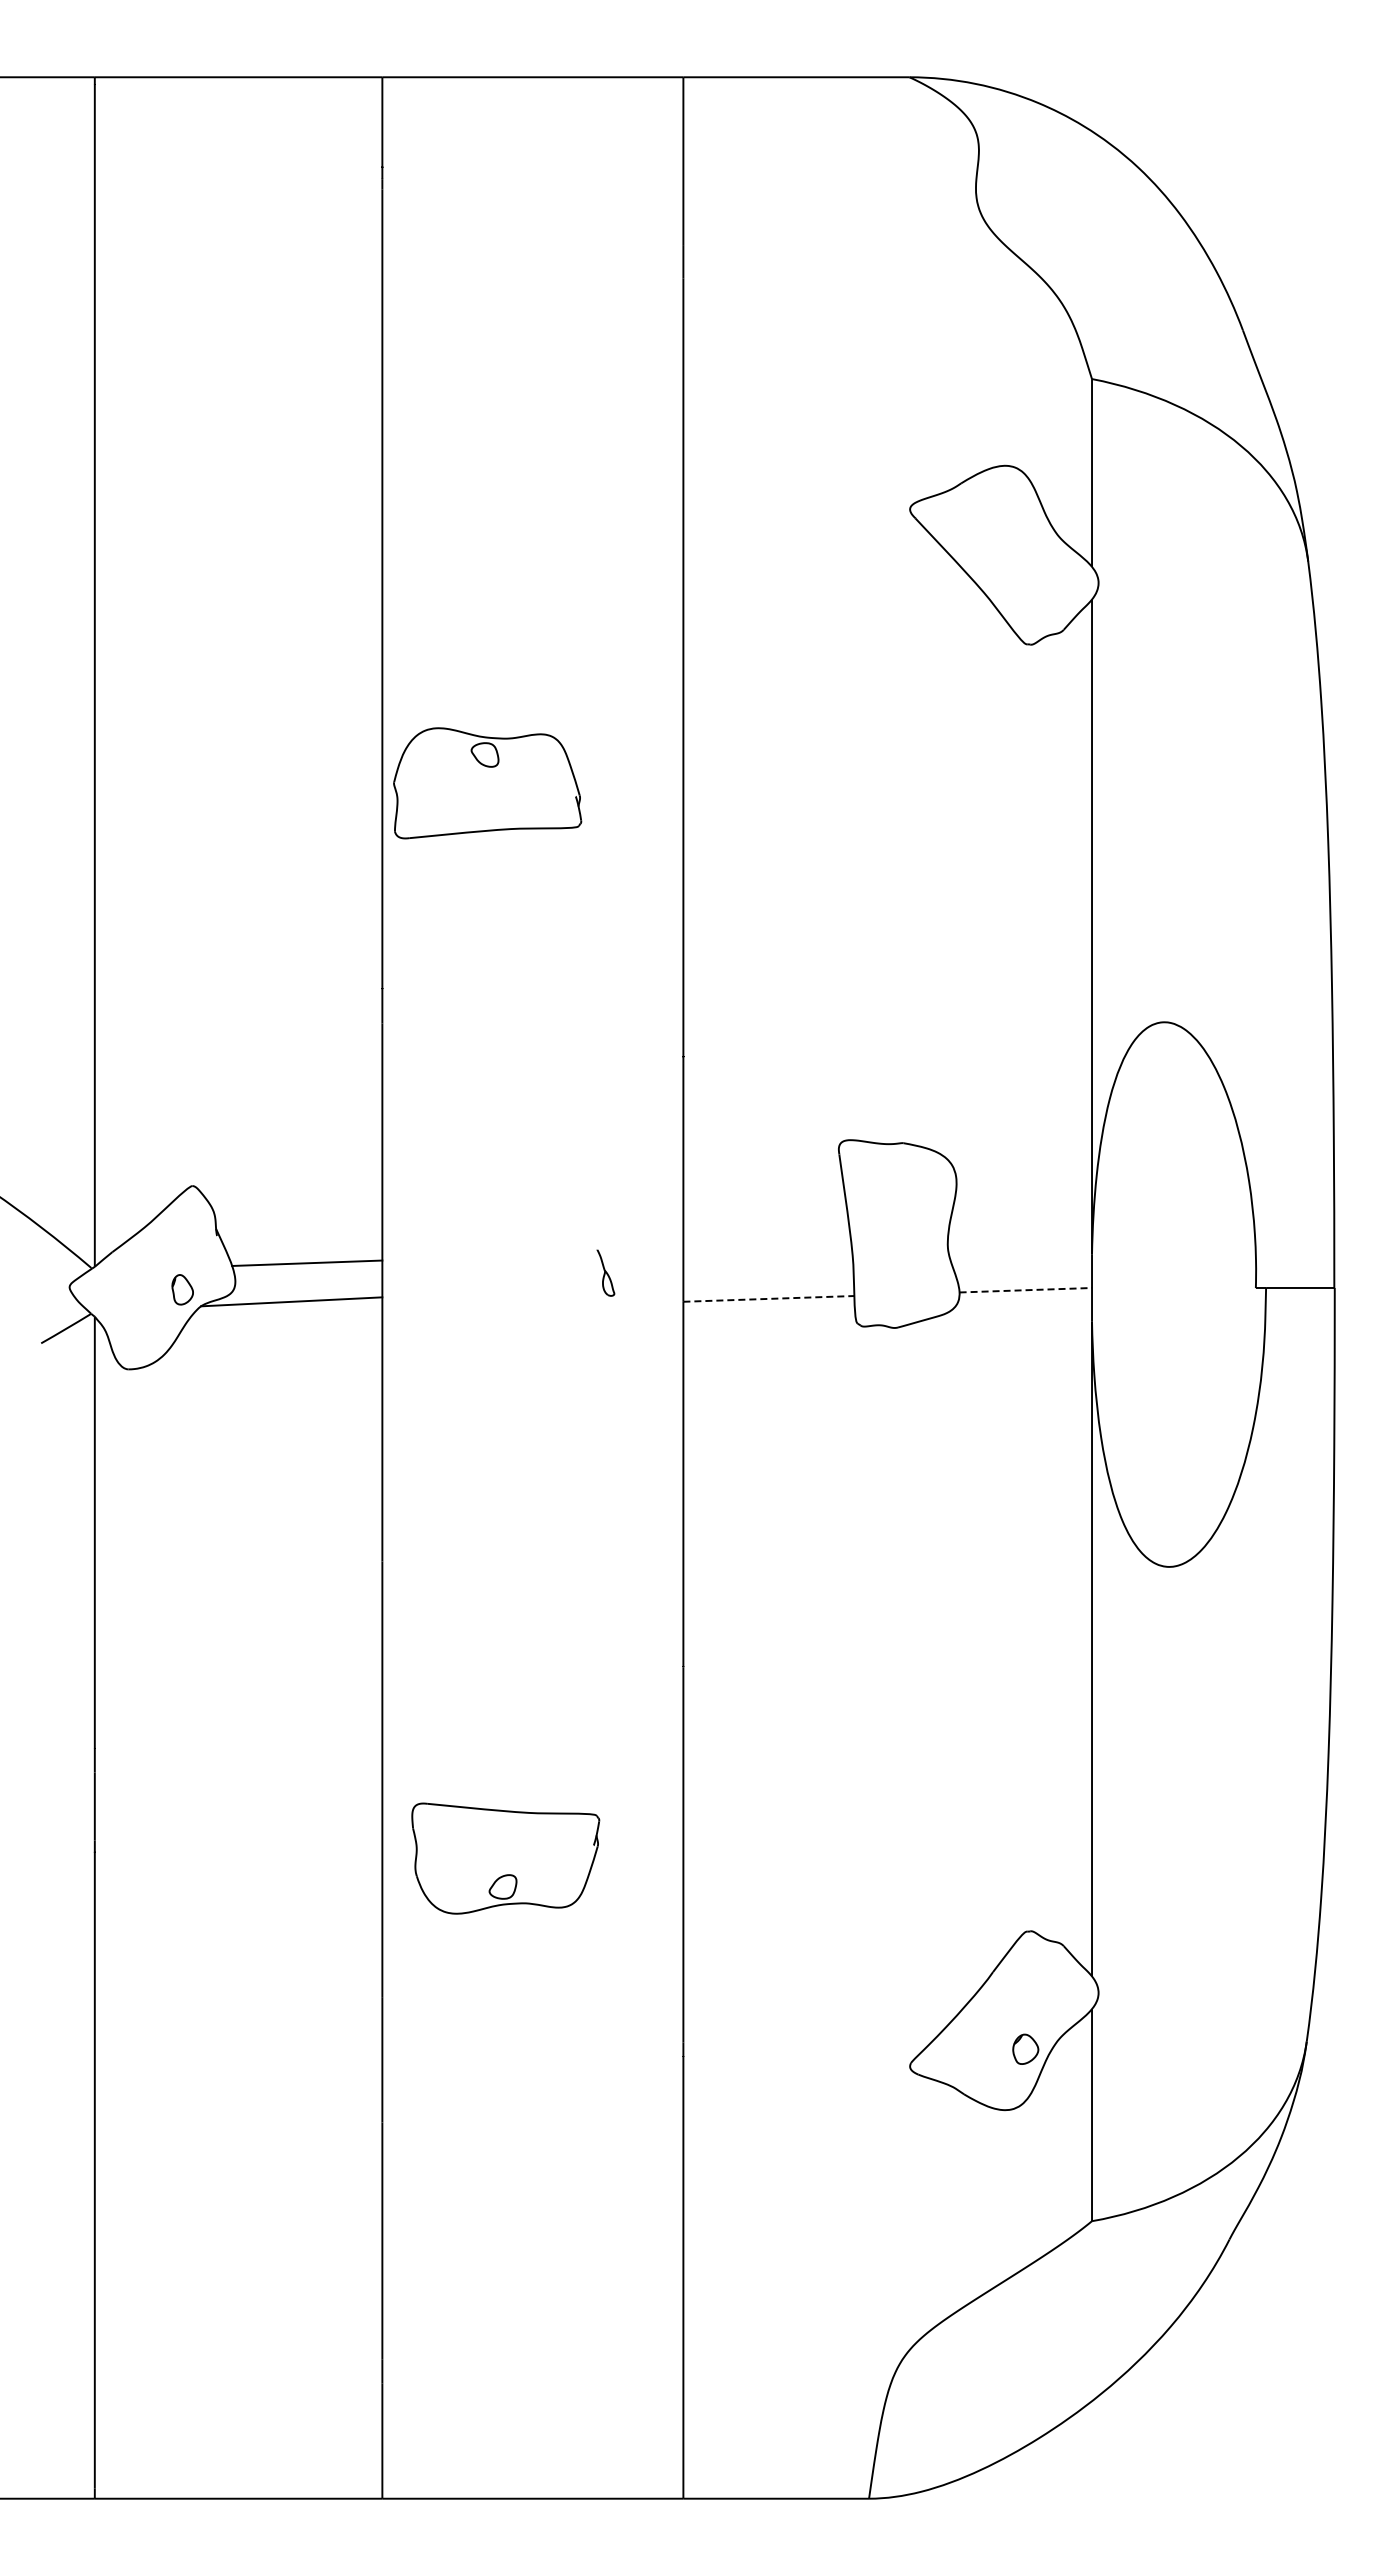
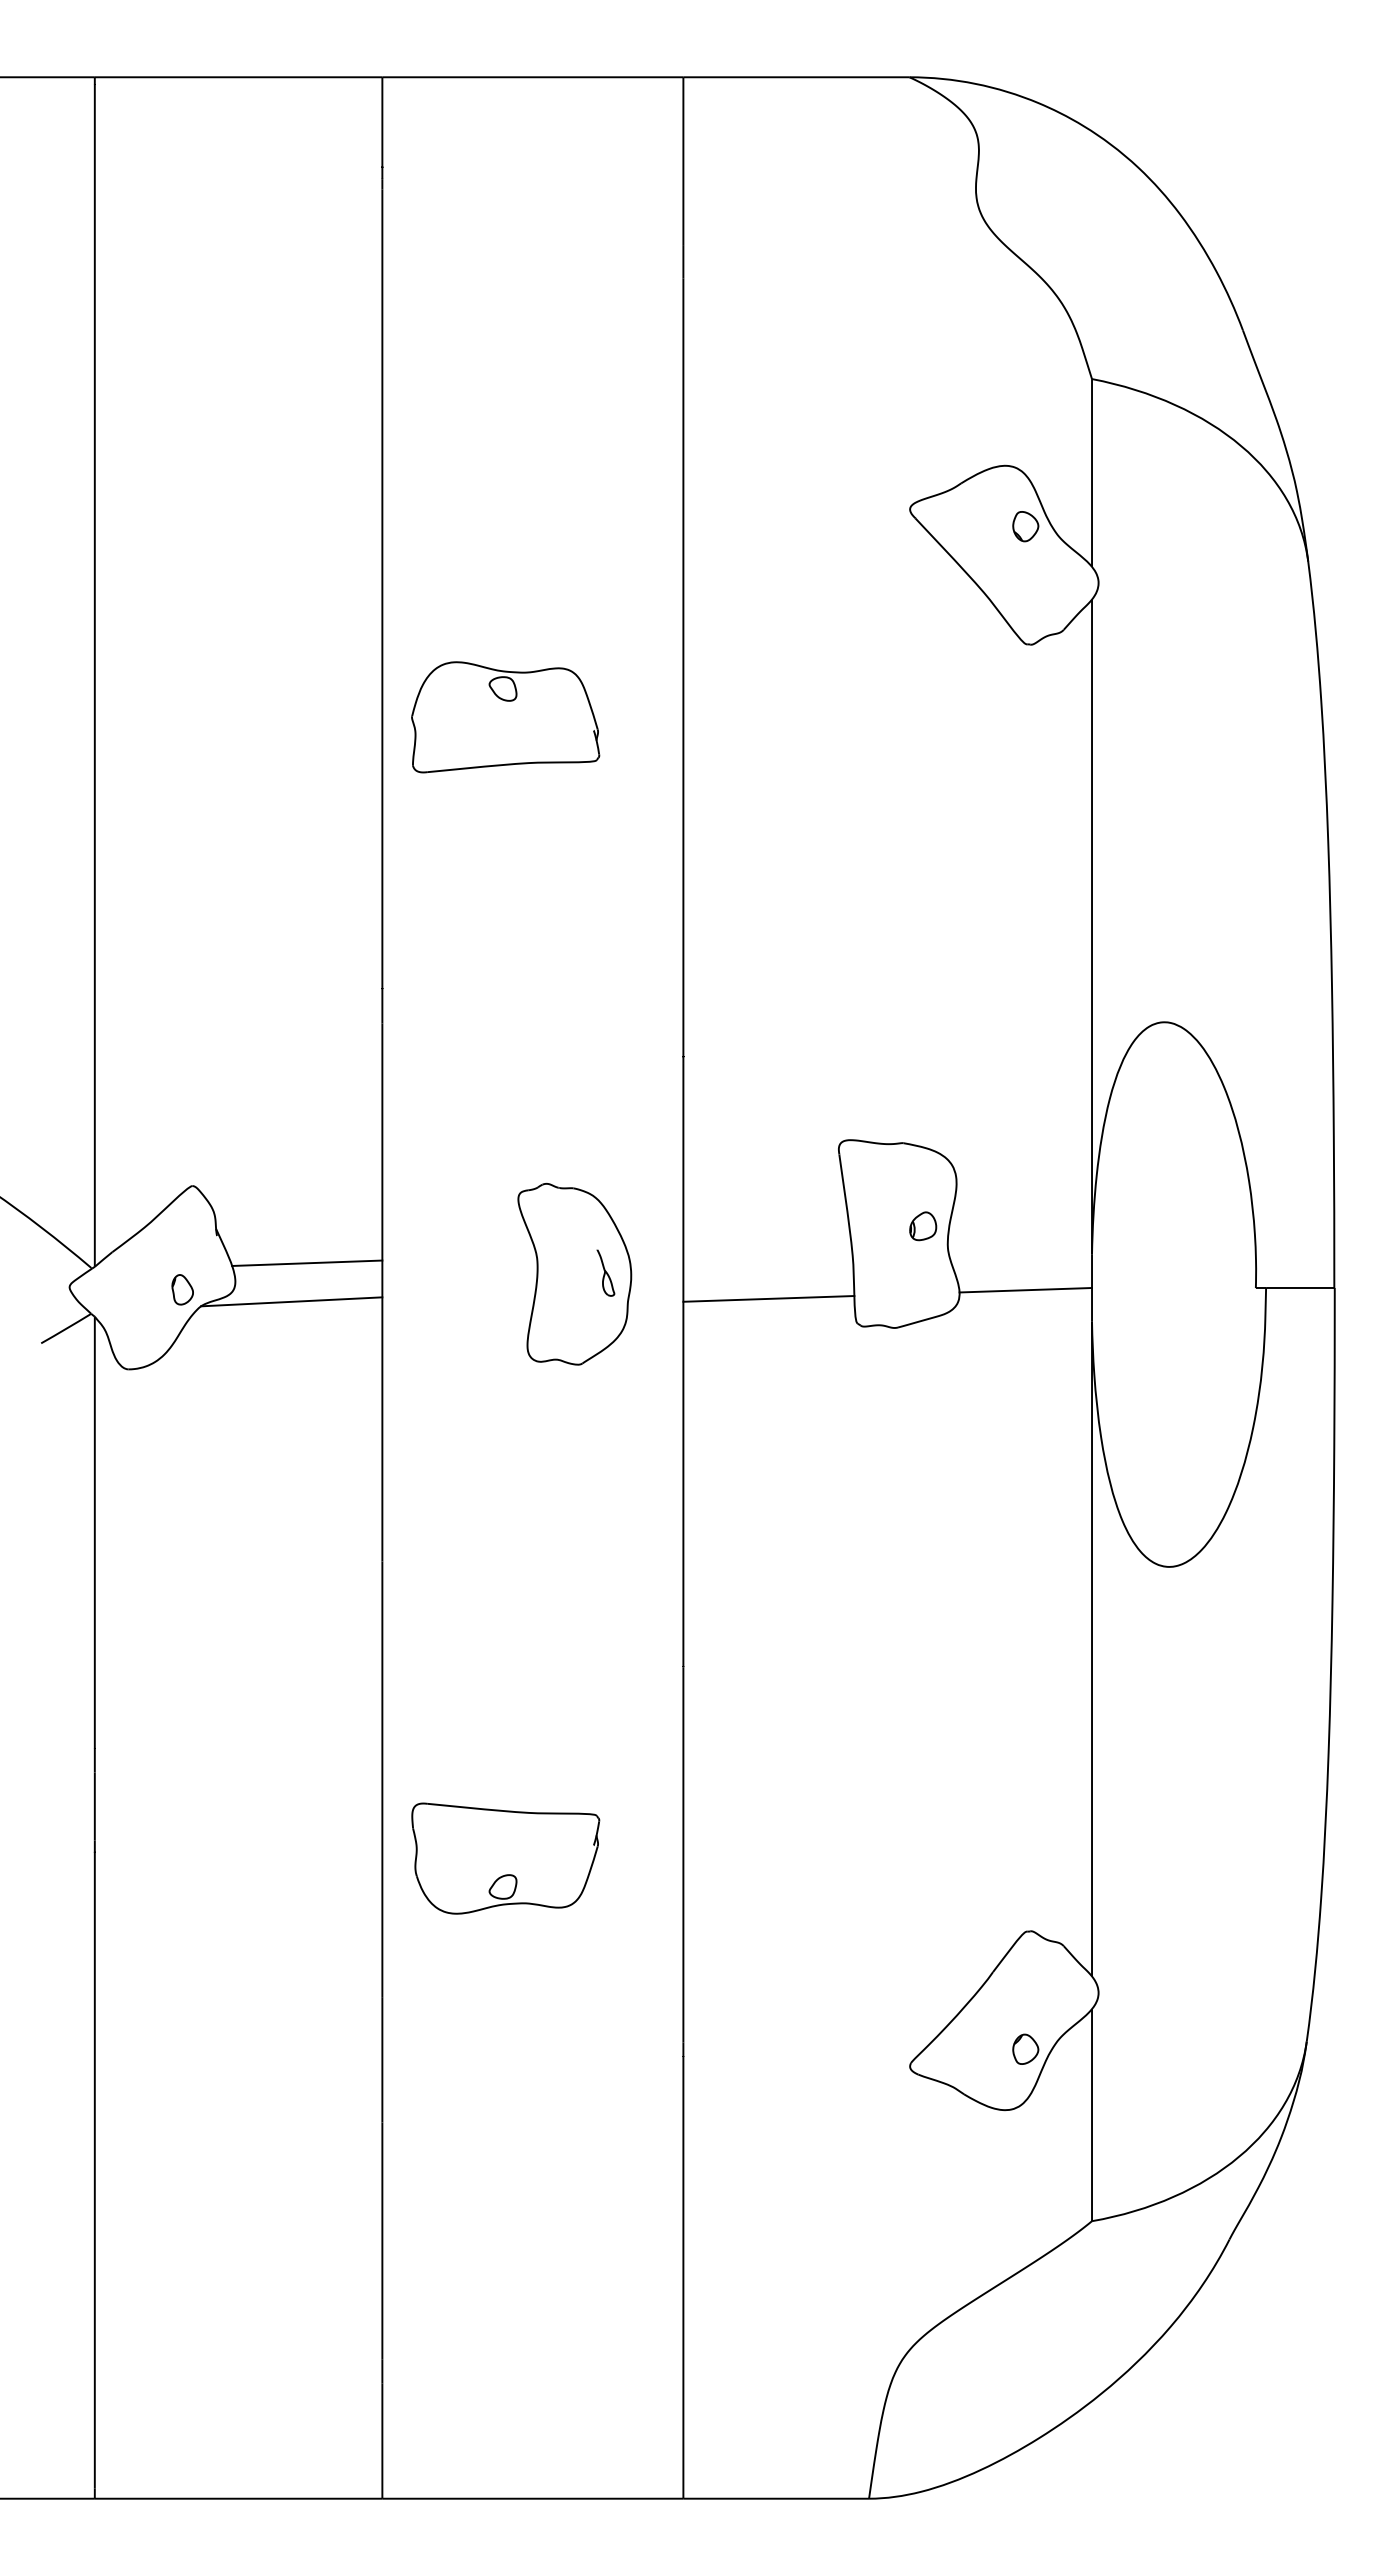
part: none -> present (1025, 526)
part position: (487, 783) -> (505, 717) (505, 717)
part: none -> present (923, 1226)
part: none -> present (574, 1273)
line: dashed -> solid (1026, 1290)
line: dashed -> solid (768, 1298)
